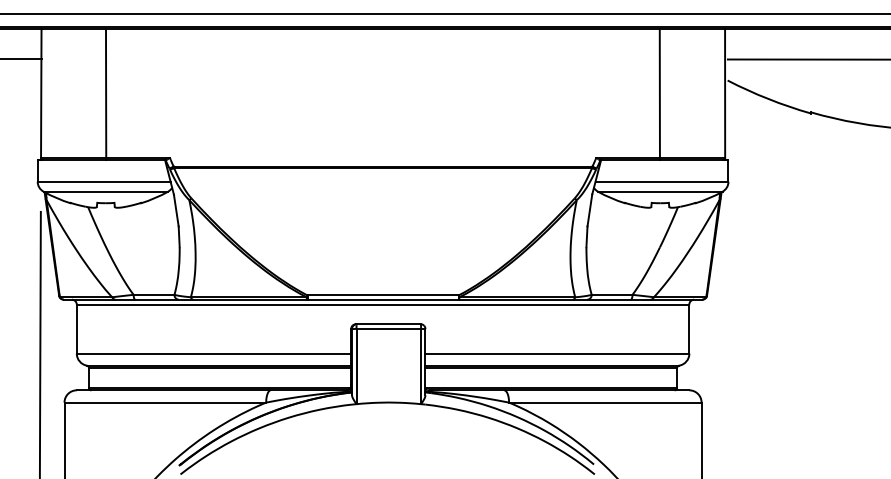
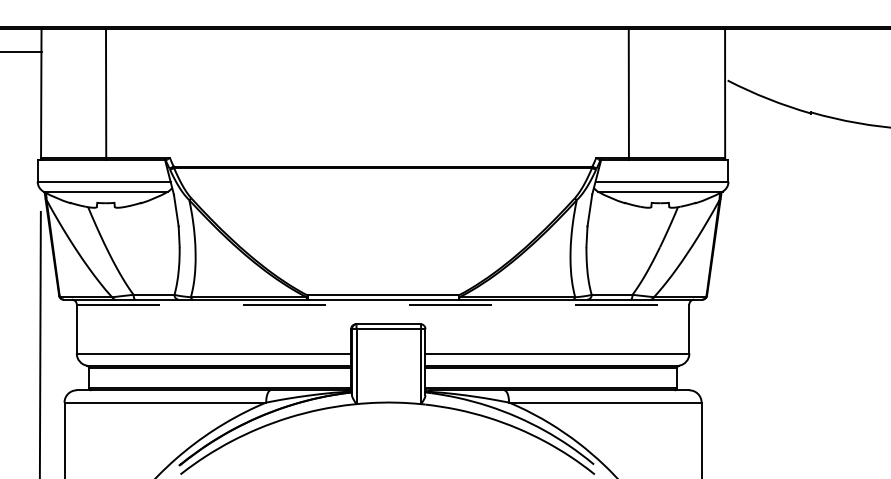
line: present -> none (444, 14)
line position: (21, 59) -> (21, 52) (21, 52)
line: present -> none (807, 59)
line position: (659, 94) -> (628, 94) (628, 94)
line: solid -> dashed (383, 304)
